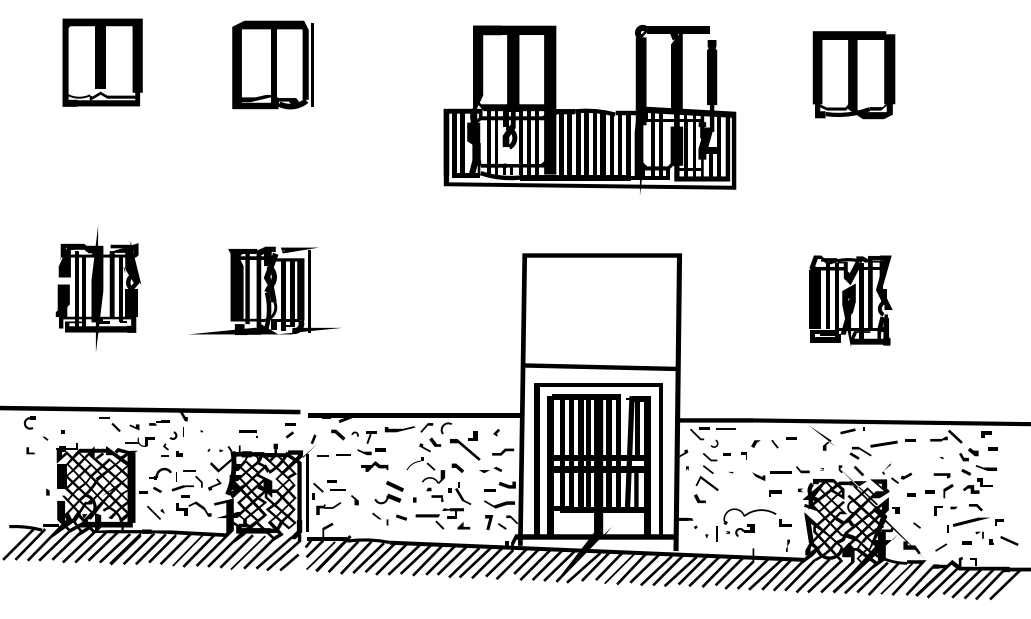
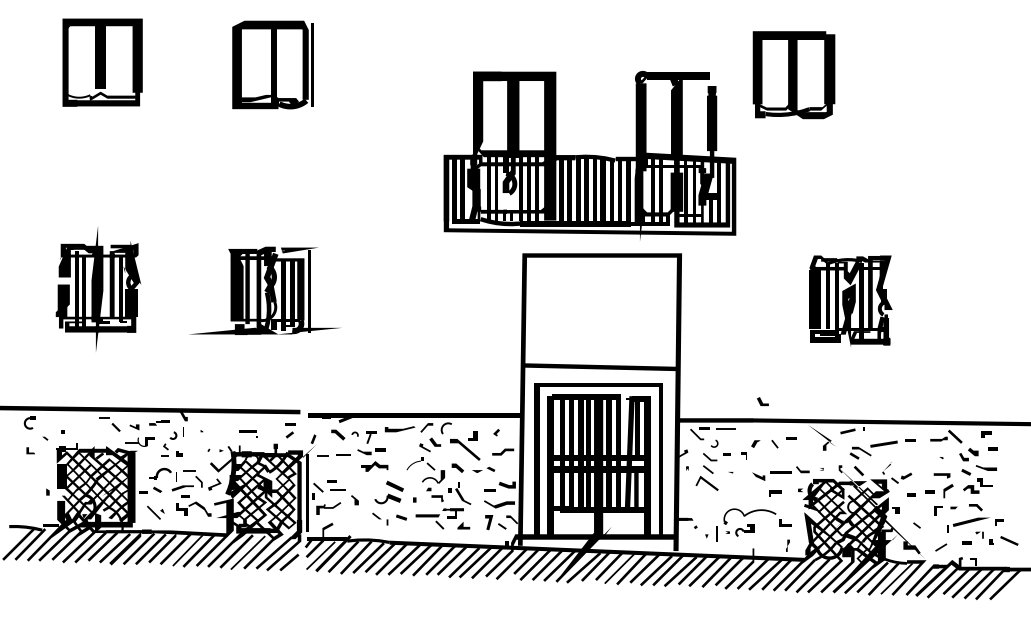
part position: (853, 75) -> (793, 75) (793, 75)
part position: (589, 109) -> (589, 155) (589, 155)
line position: (489, 470) -> (482, 470) (482, 470)
line position: (699, 498) -> (762, 401) (762, 401)
